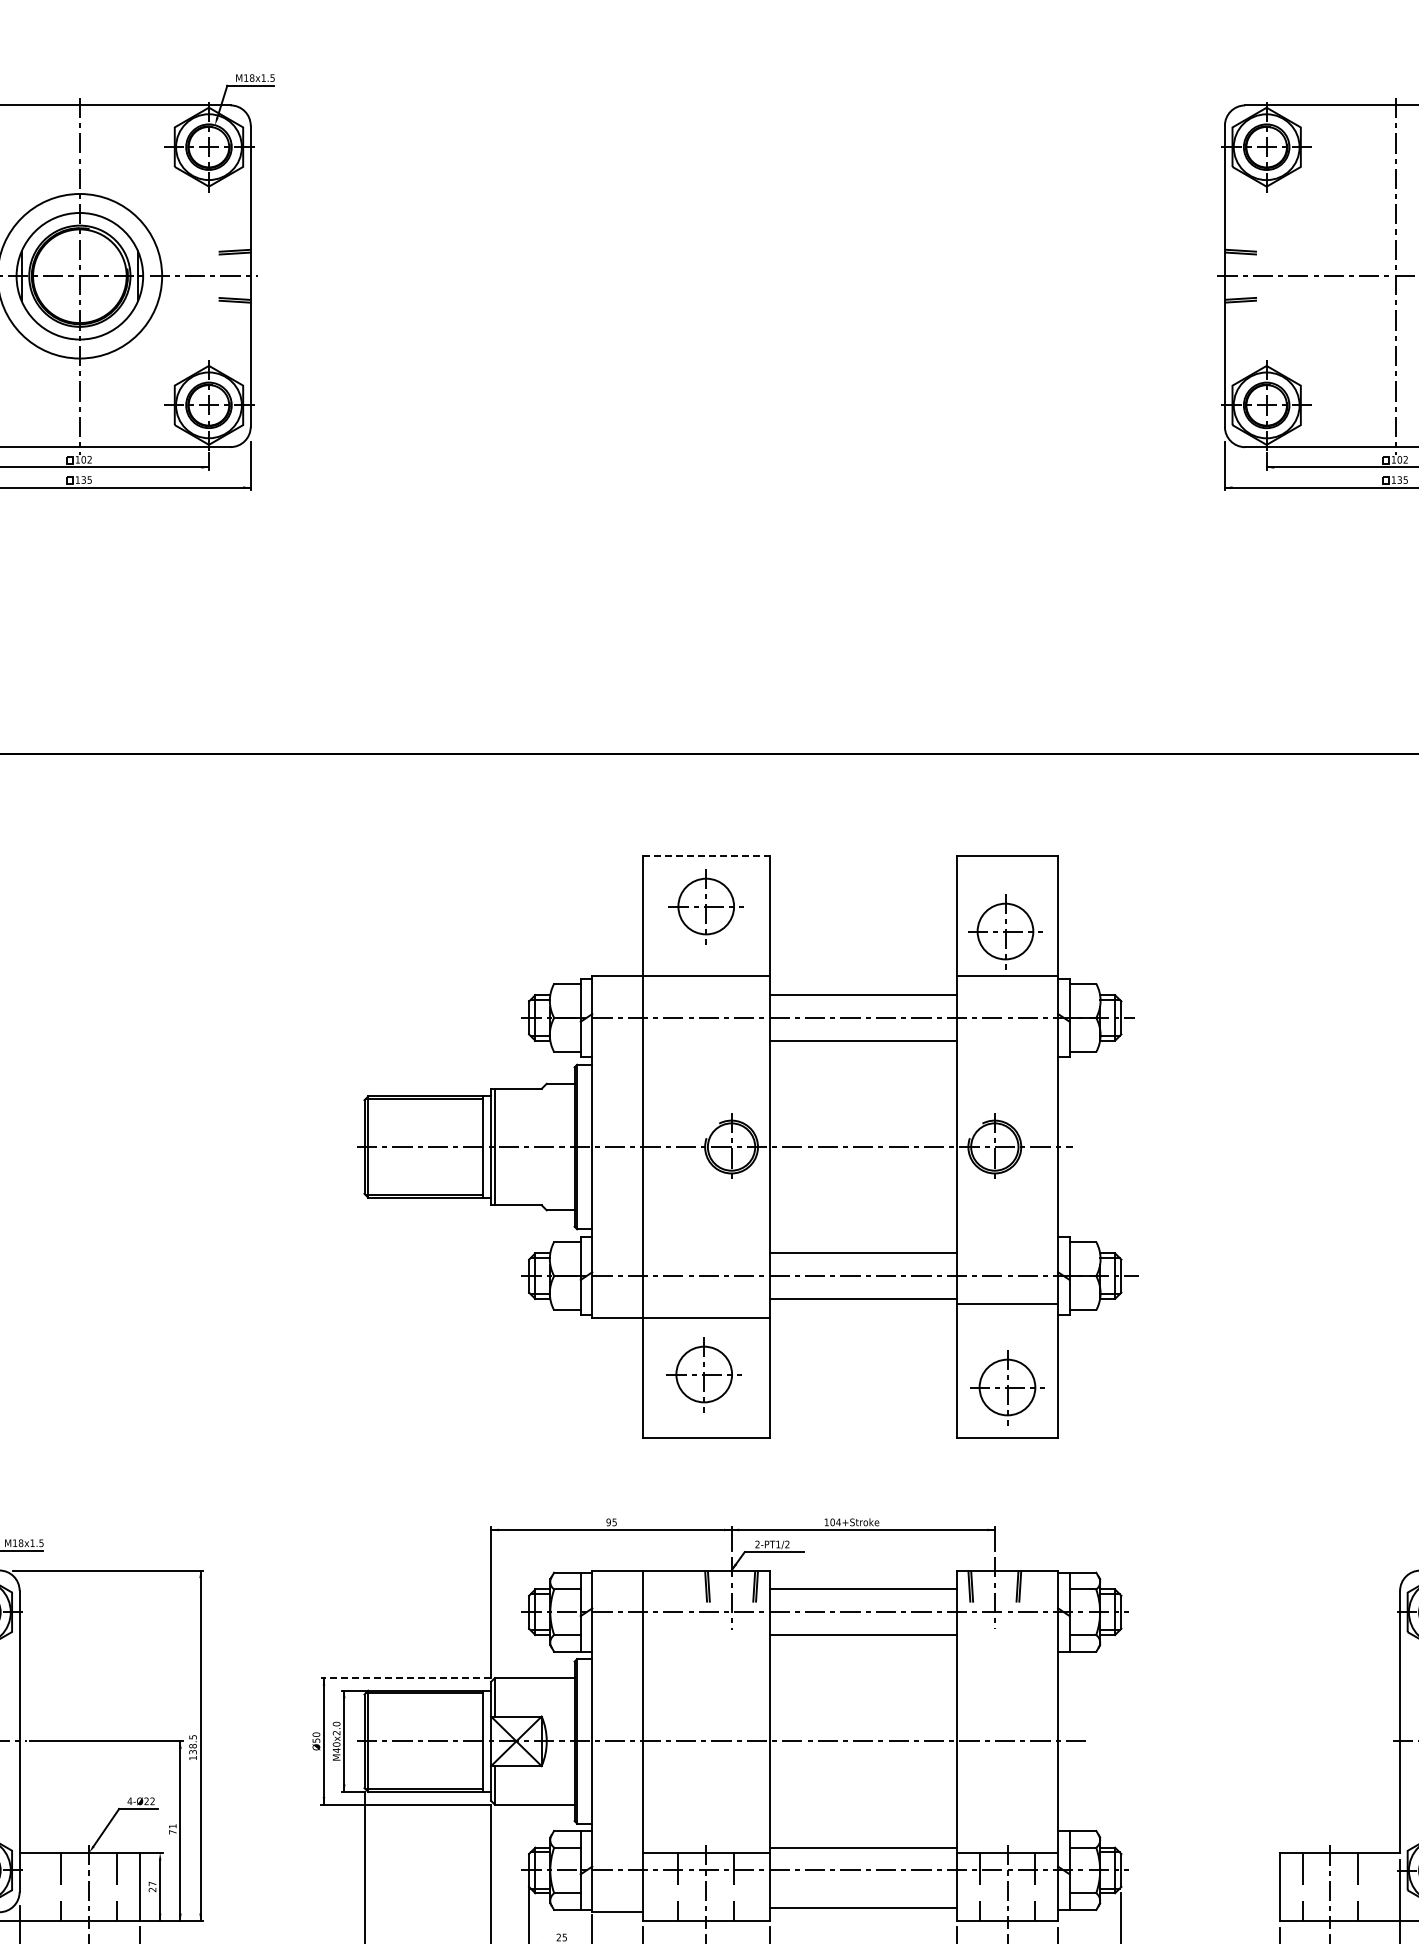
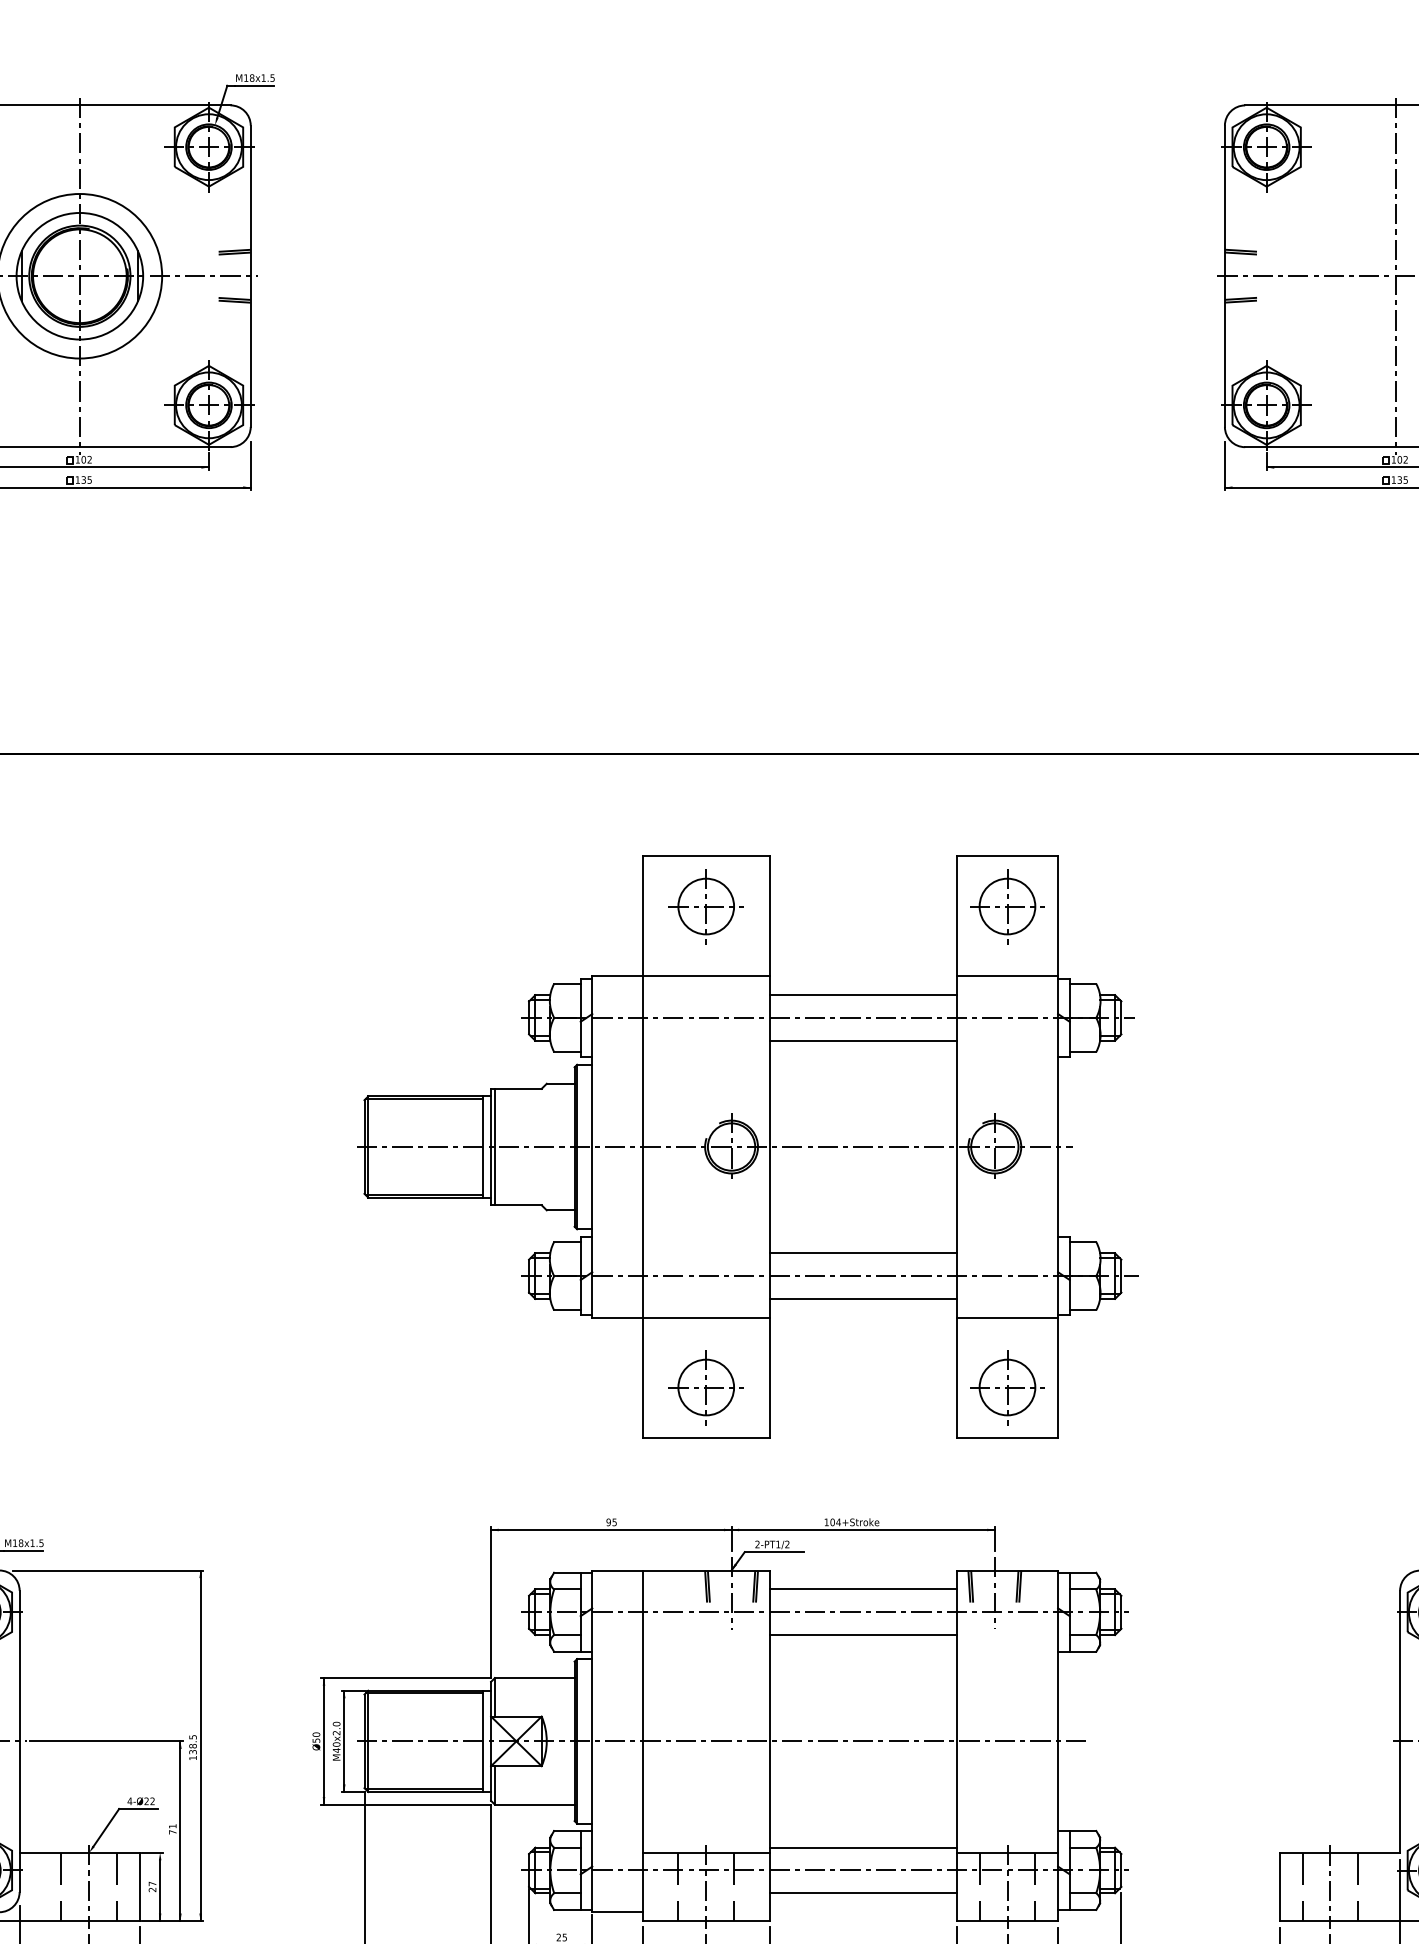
line: dashed -> solid (706, 855)
part position: (1005, 931) -> (1007, 906) (1007, 906)
line position: (1007, 1303) -> (1007, 1317) (1007, 1317)
part position: (703, 1374) -> (705, 1387) (705, 1387)
line: dashed -> solid (406, 1678)
line position: (862, 1908) -> (862, 1893) (862, 1893)
